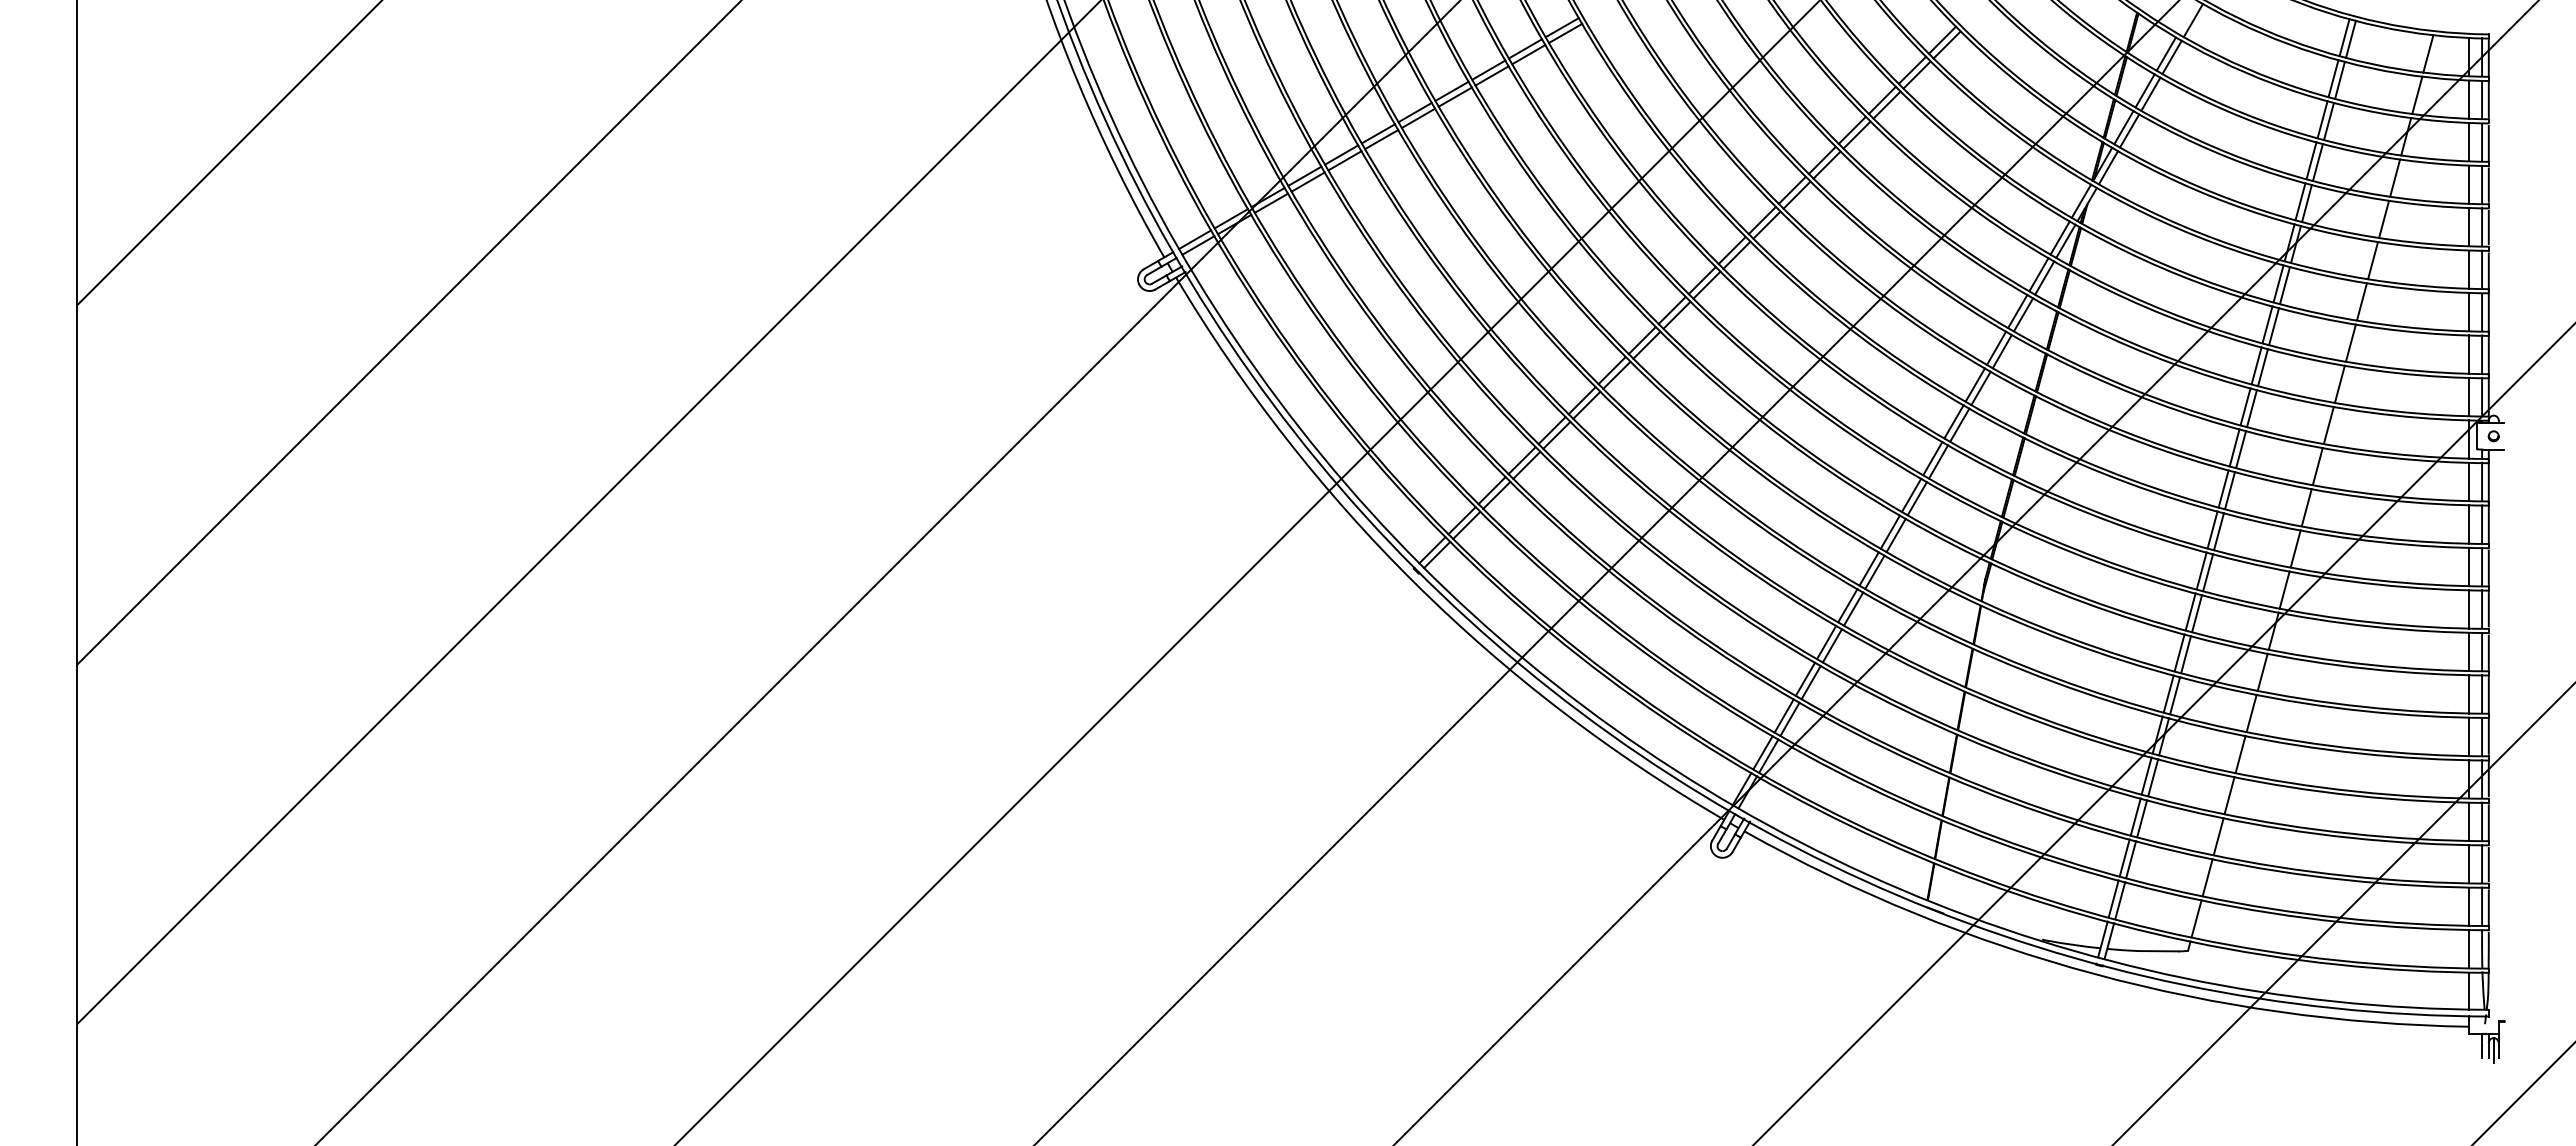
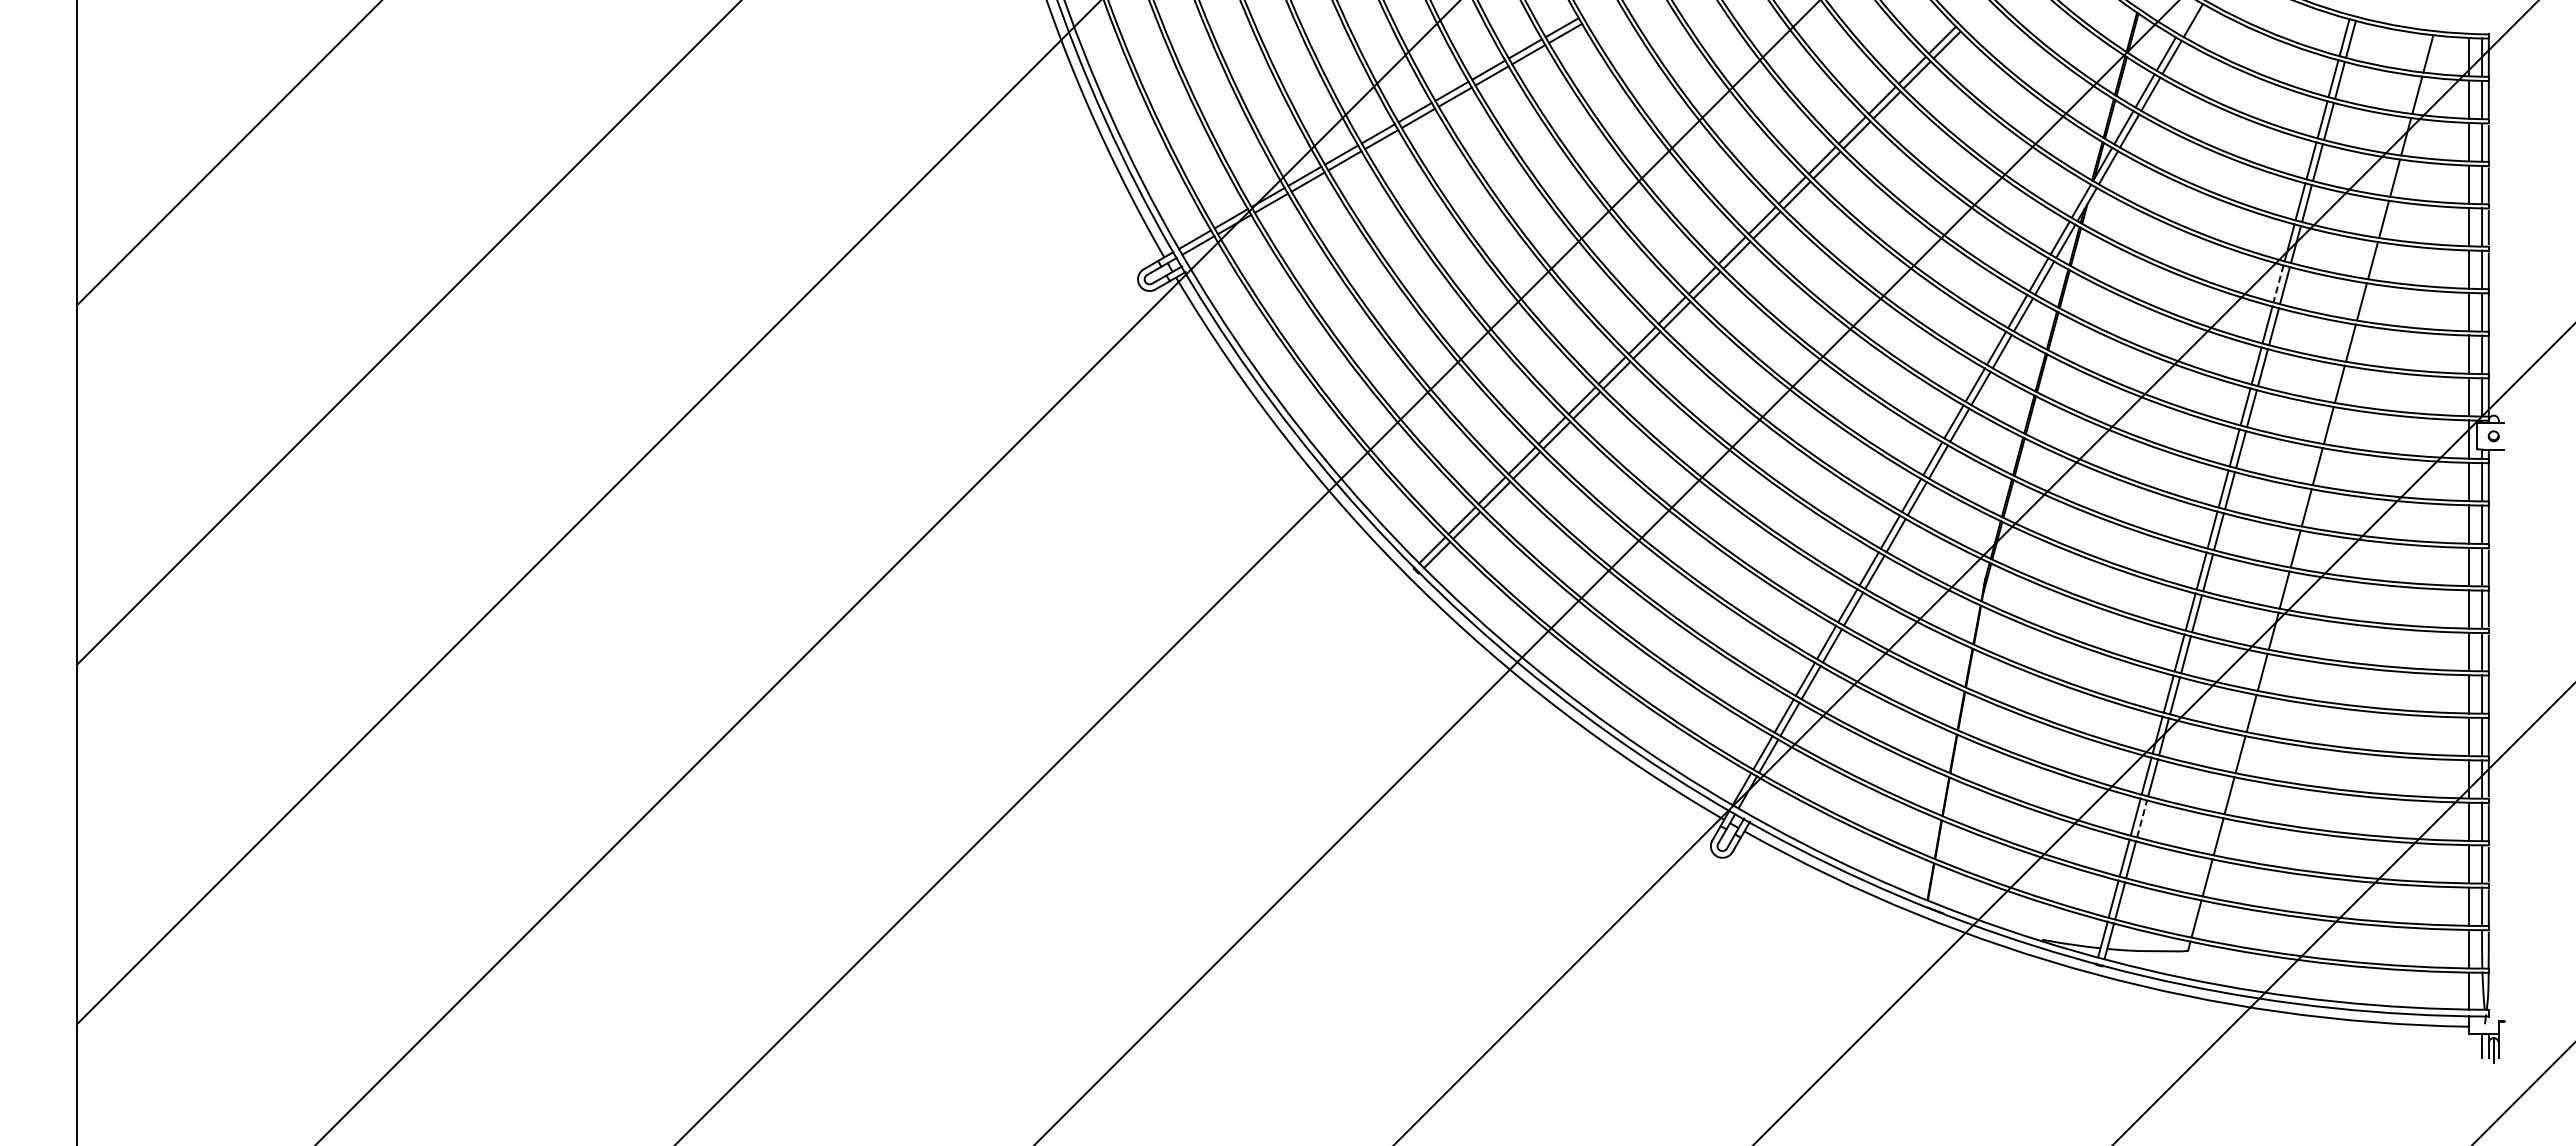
line: solid -> dashed (2278, 284)
line: solid -> dashed (2142, 818)
